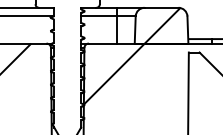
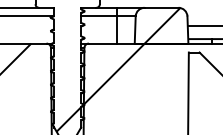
line: none -> present (203, 26)
hatch: none -> present (69, 117)
